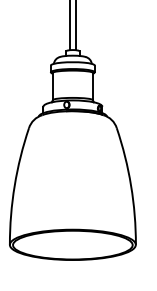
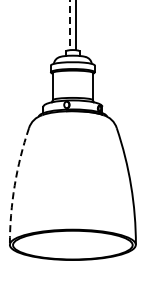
line: solid -> dashed (70, 25)
arc: solid -> dashed (14, 185)
